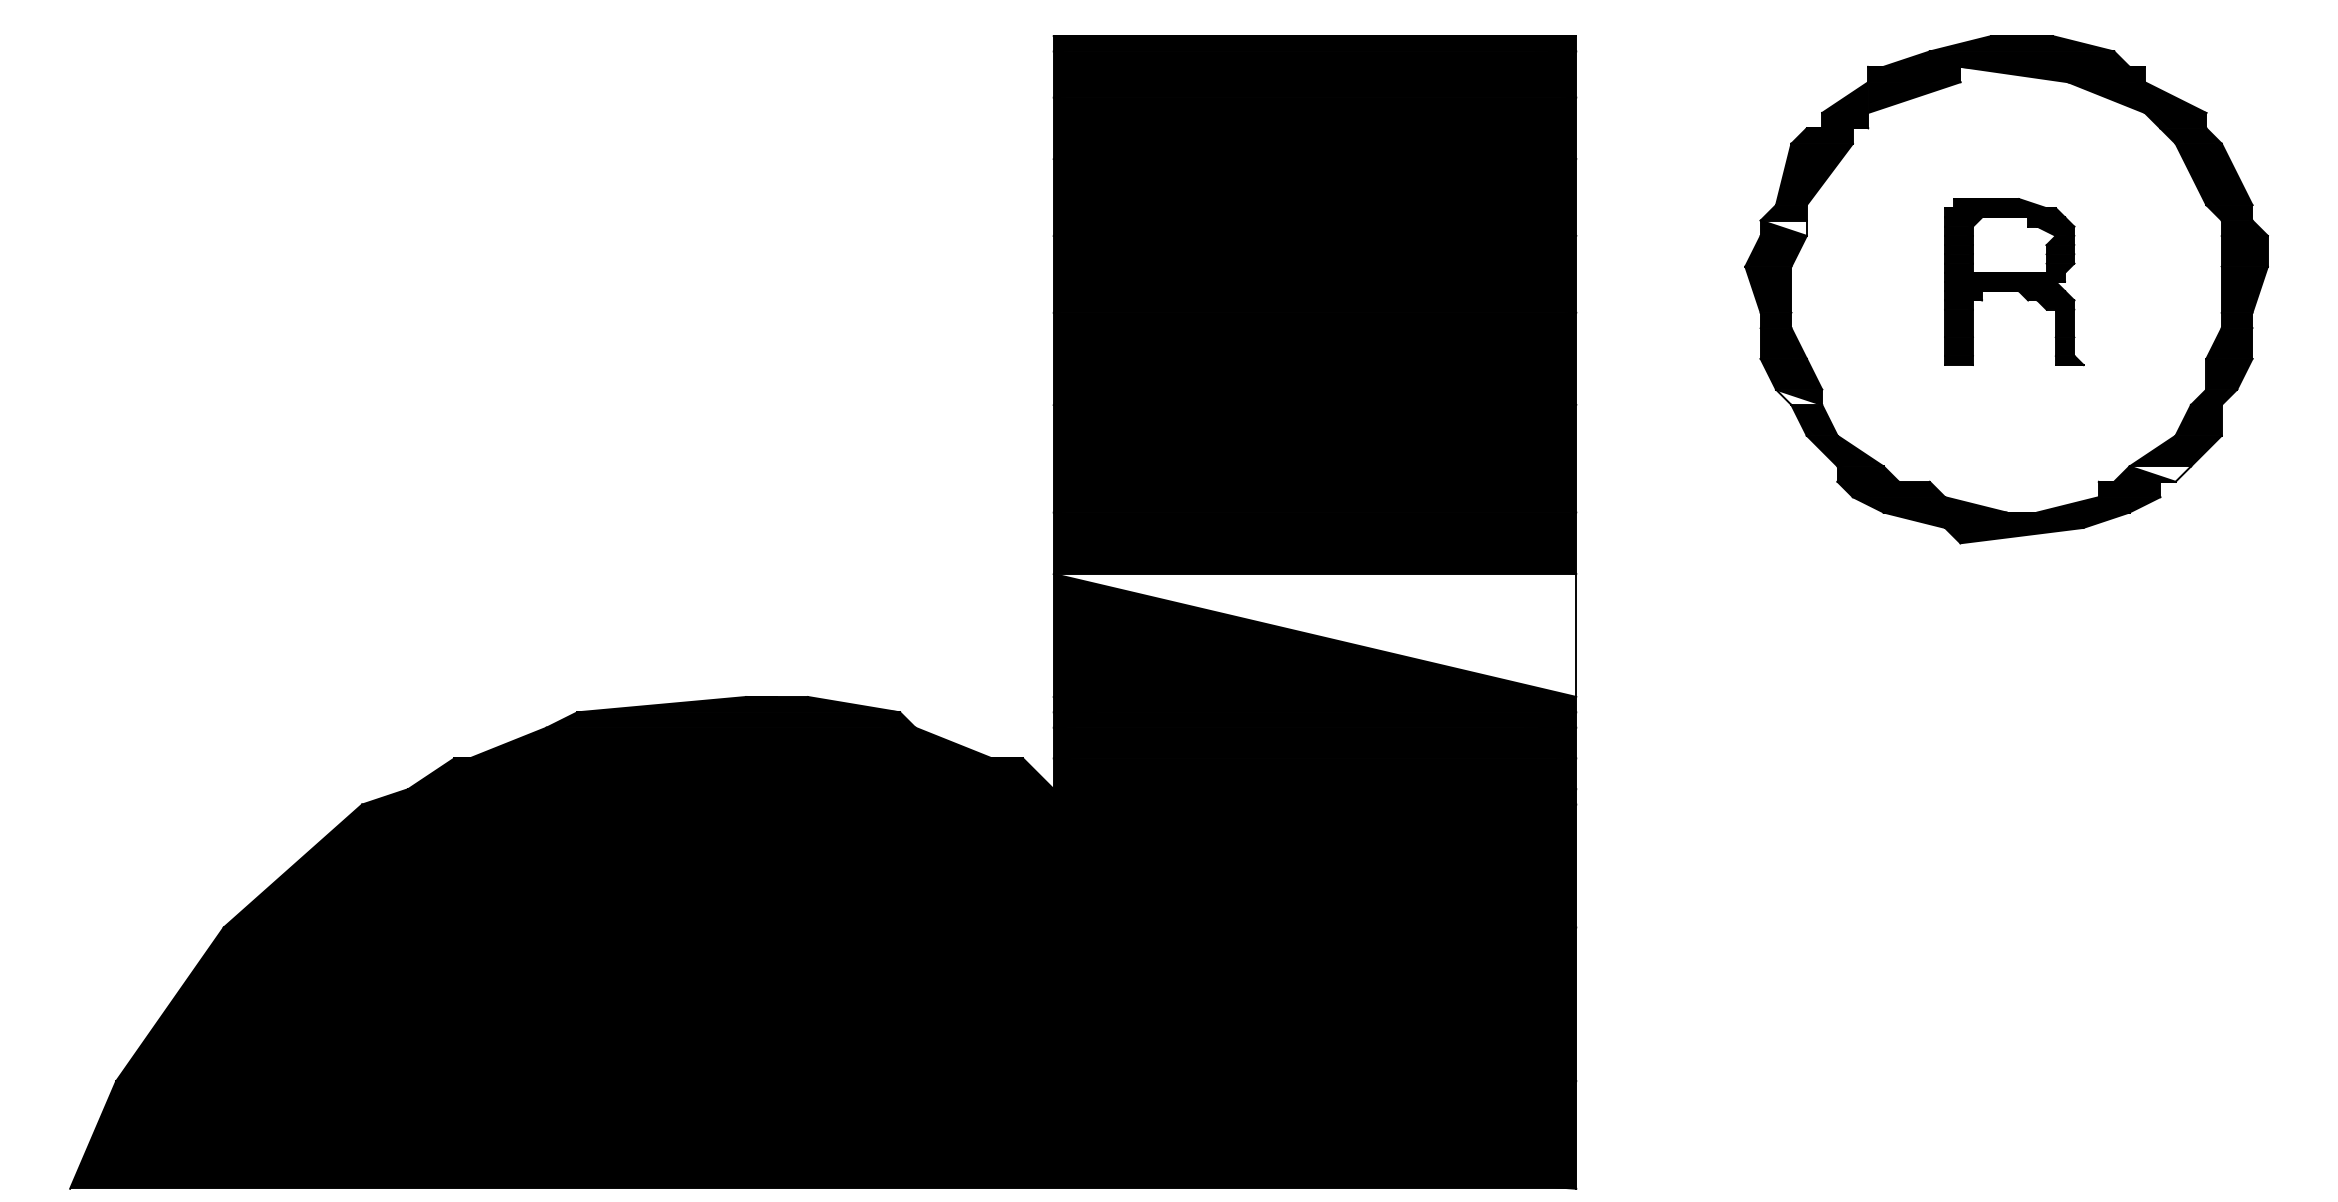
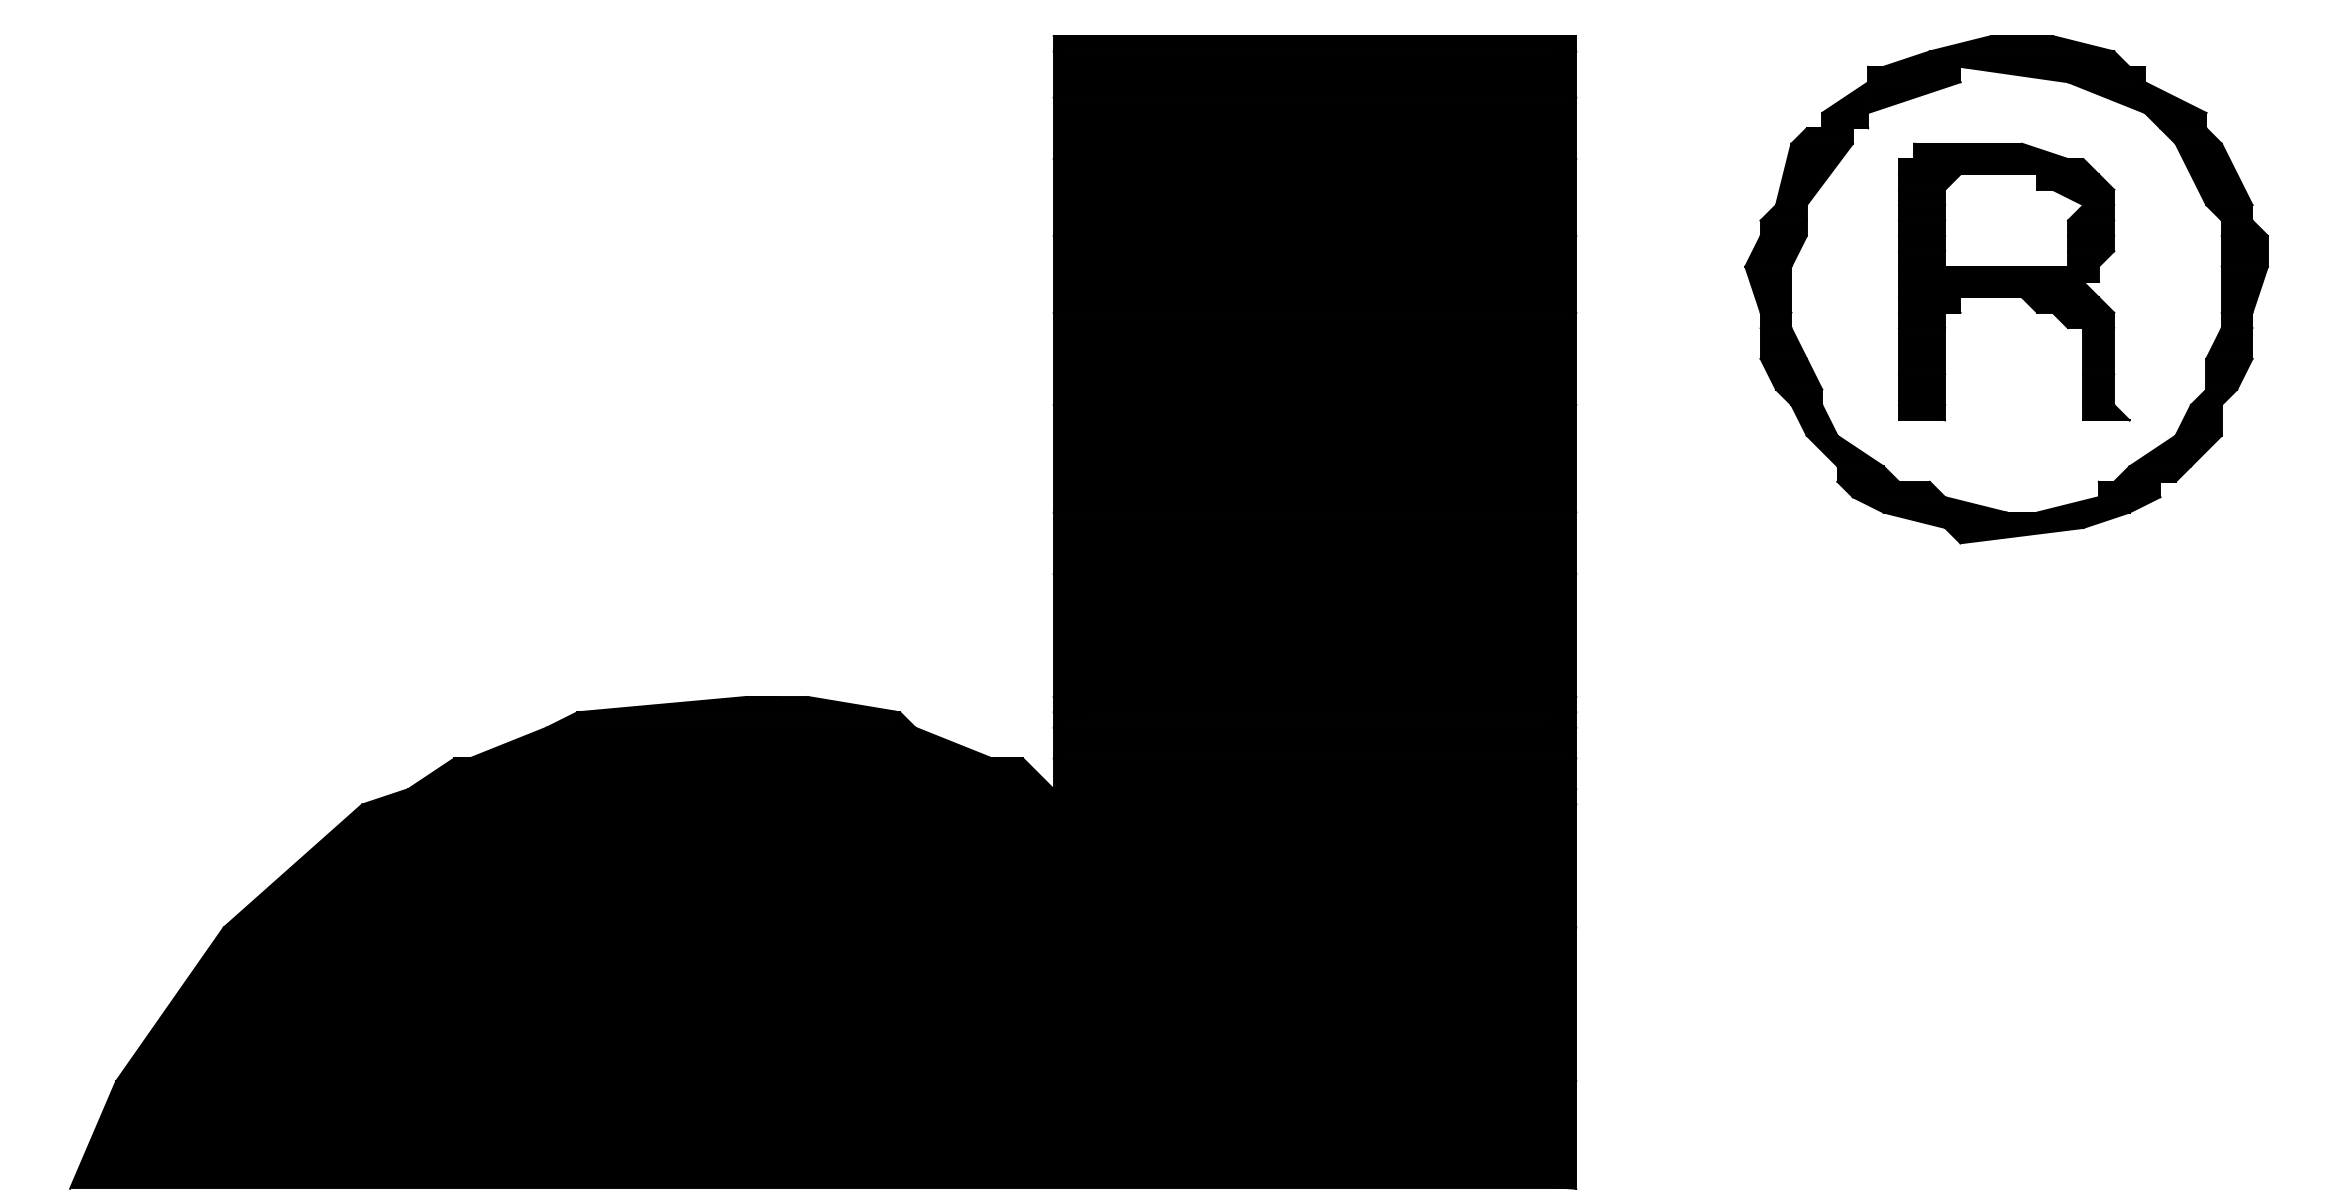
fill: none -> present (1783, 227)
part size: 141x169 px -> 233x280 px (2014, 281)
fill: none -> present (1799, 396)
fill: none -> present (2160, 473)
fill: none -> present (1314, 635)
